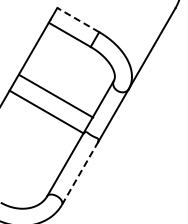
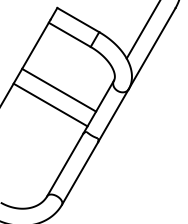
line: dashed -> solid (77, 19)
line: none -> present (142, 30)
line position: (56, 95) -> (59, 89) (59, 89)
line position: (46, 111) -> (50, 104) (50, 104)
line: dashed -> solid (80, 173)
